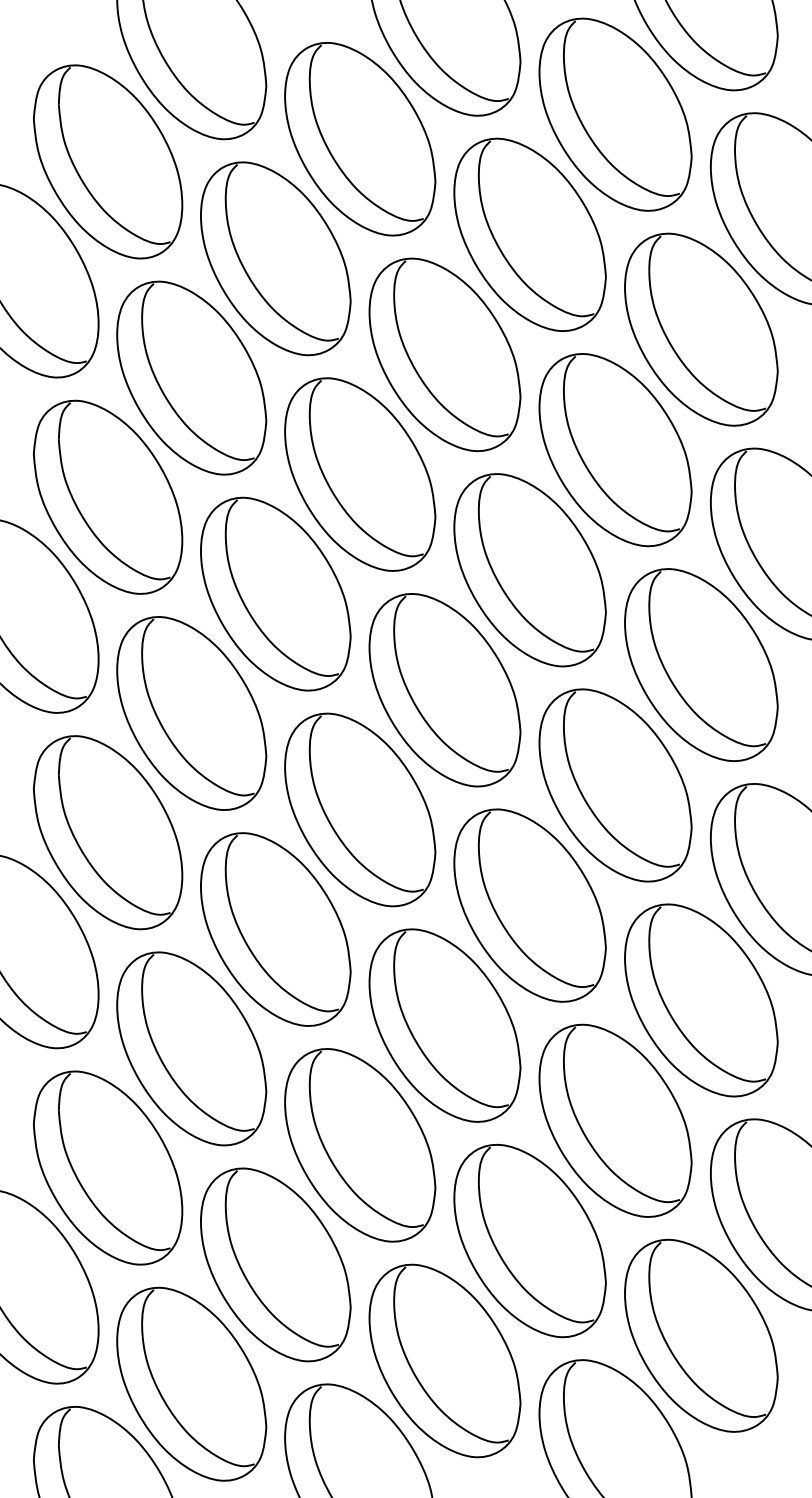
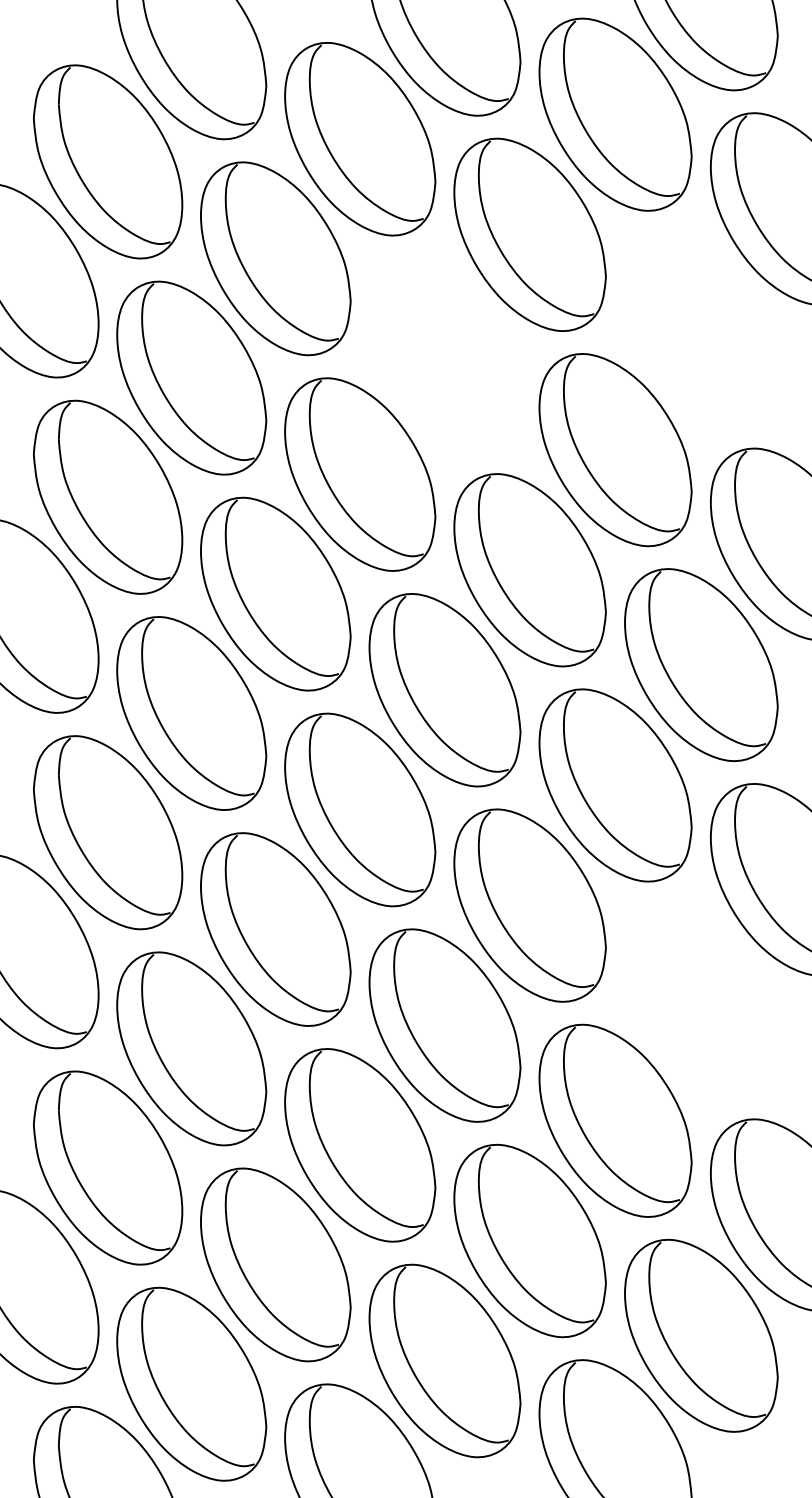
part: present -> none (701, 329)
part: present -> none (444, 354)
part: present -> none (701, 1000)
